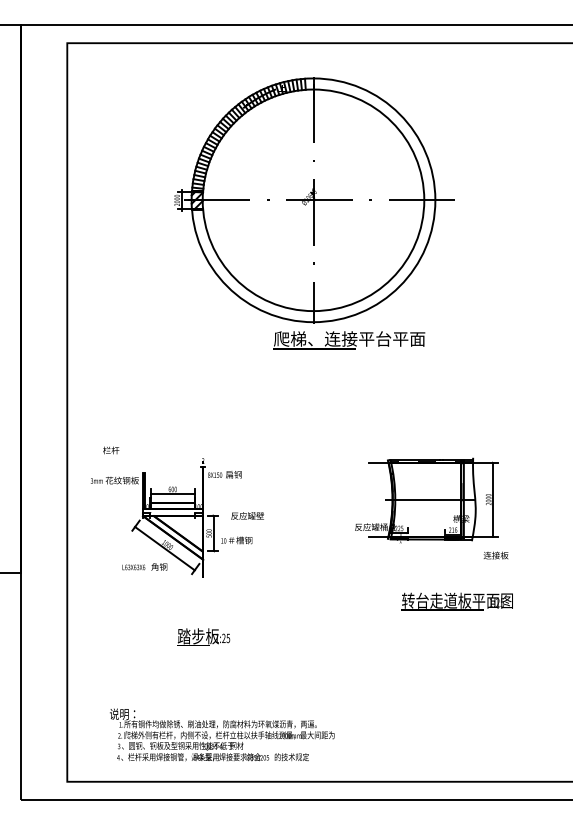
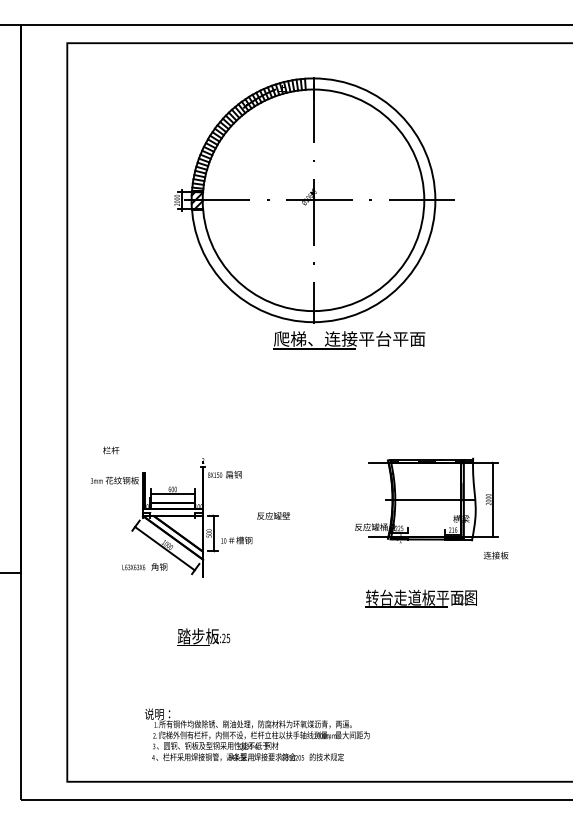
text position: (247, 515) -> (273, 515) (273, 515)
text position: (456, 601) -> (420, 598) (420, 598)
text position: (222, 734) -> (257, 734) (257, 734)
